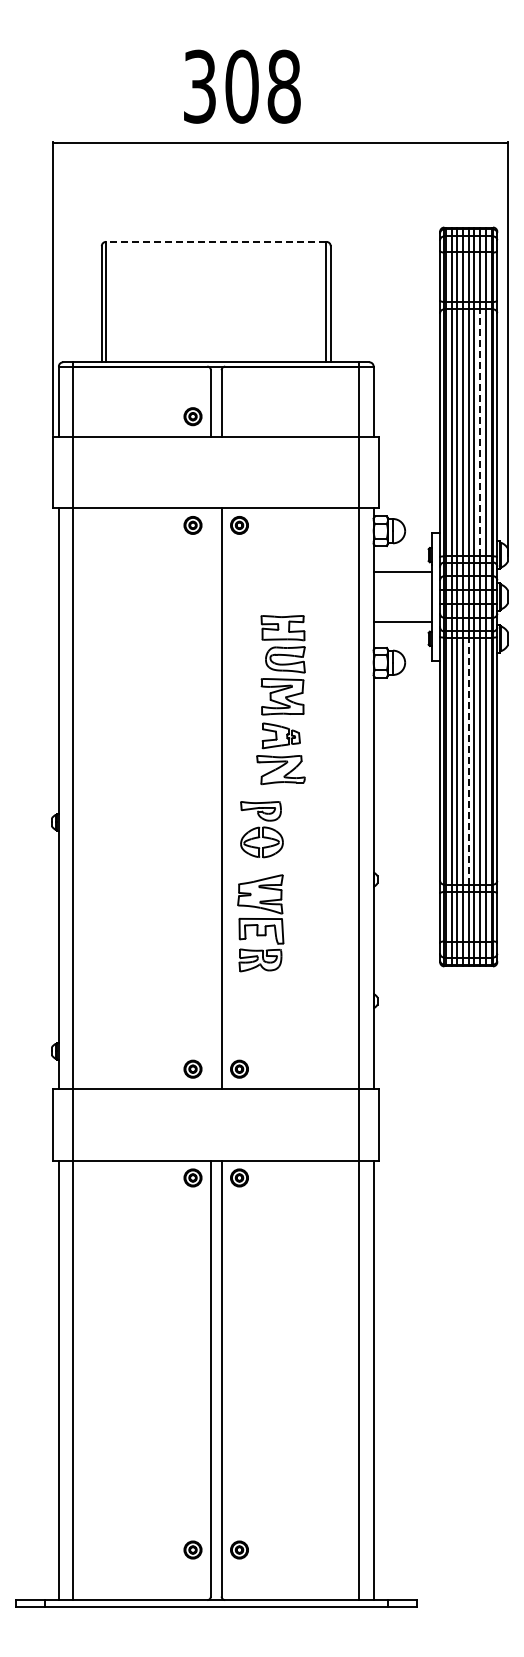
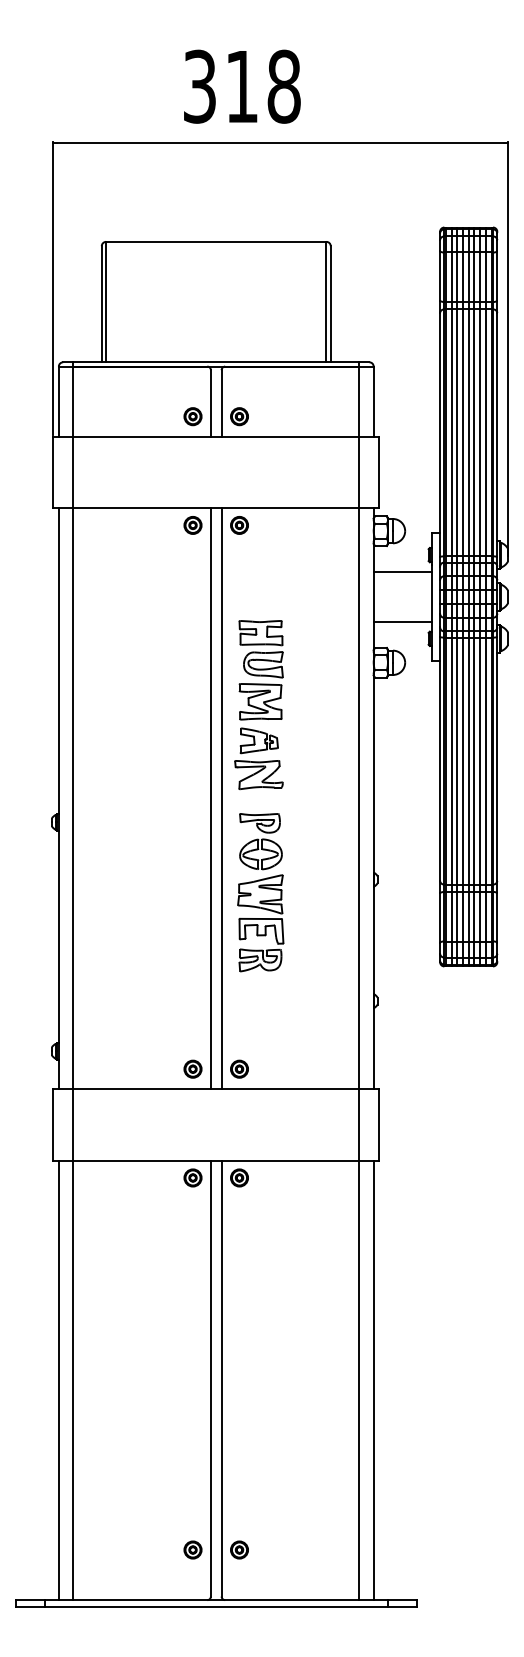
text: 308 -> 318 (241, 86)
line: dashed -> solid (215, 241)
part: none -> present (239, 416)
line: dashed -> solid (480, 432)
part position: (280, 700) -> (258, 705) (258, 705)
line: dashed -> solid (468, 760)
line: none -> present (210, 798)
part position: (261, 829) -> (260, 841) (260, 841)
